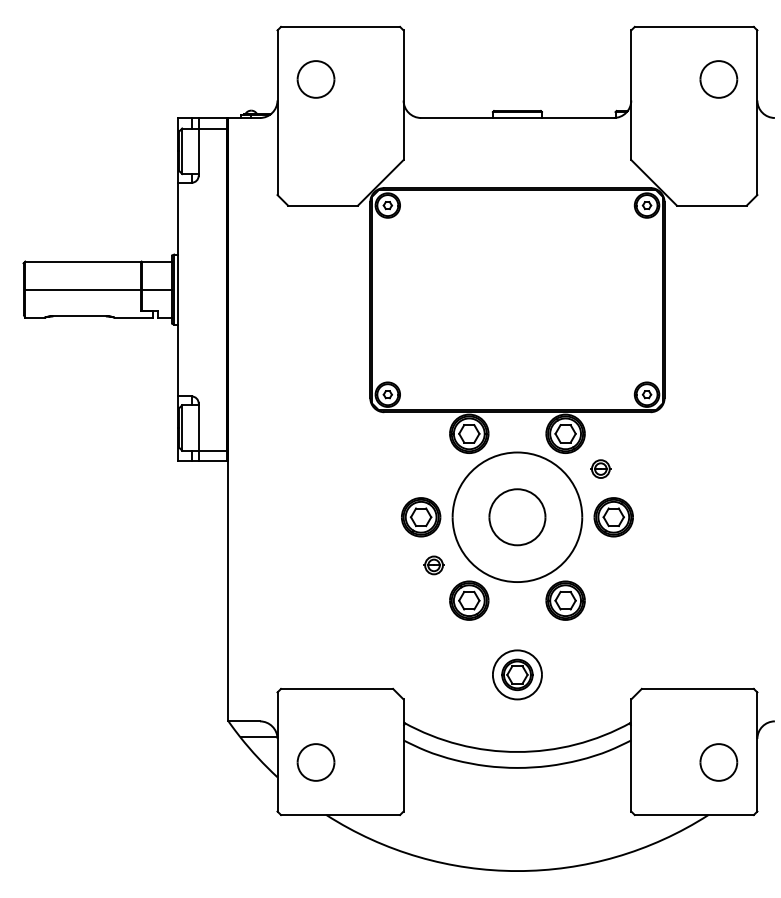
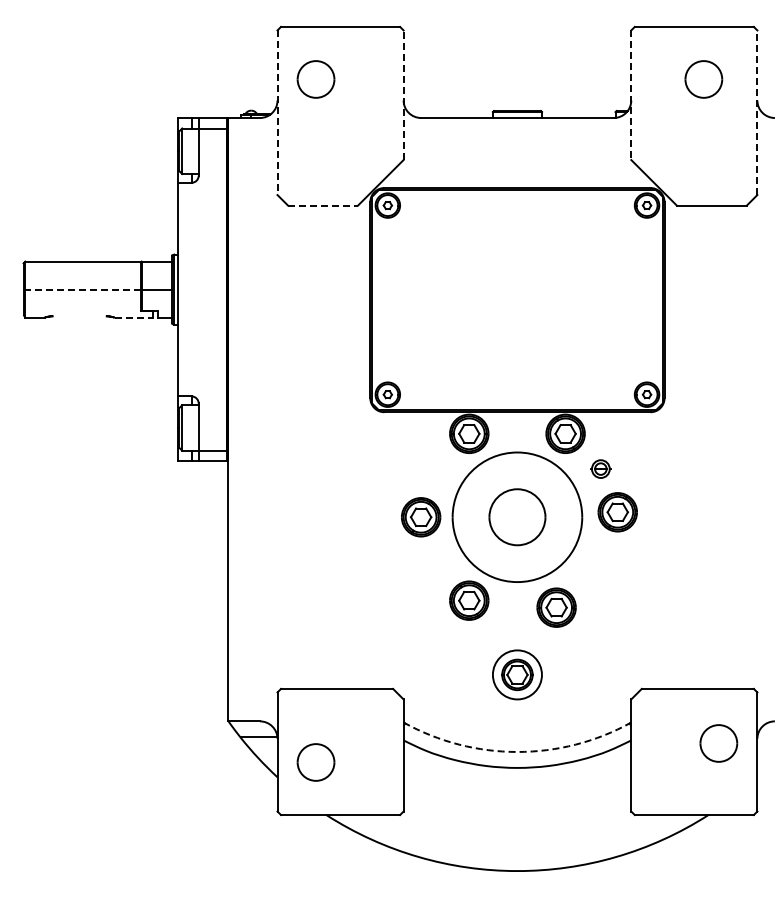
part position: (718, 79) -> (703, 79) (703, 79)
line: solid -> dashed (403, 95)
line: solid -> dashed (631, 95)
line: solid -> dashed (757, 112)
line: solid -> dashed (277, 113)
line: solid -> dashed (323, 205)
line: solid -> dashed (83, 289)
line: present -> none (79, 316)
line: solid -> dashed (134, 317)
part position: (613, 517) -> (617, 512) (617, 512)
part: present -> none (433, 565)
part position: (565, 600) -> (556, 607) (556, 607)
arc: solid -> dashed (517, 751)
part position: (718, 762) -> (718, 743) (718, 743)
